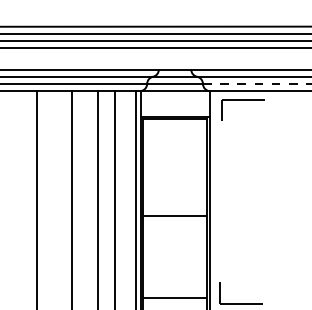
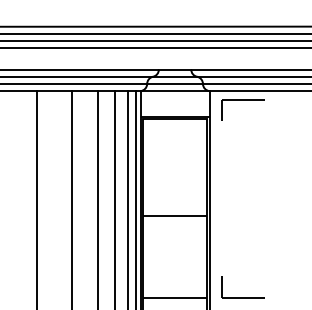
line: dashed -> solid (257, 84)
line: none -> present (127, 198)
line position: (240, 303) -> (242, 297) (242, 297)
